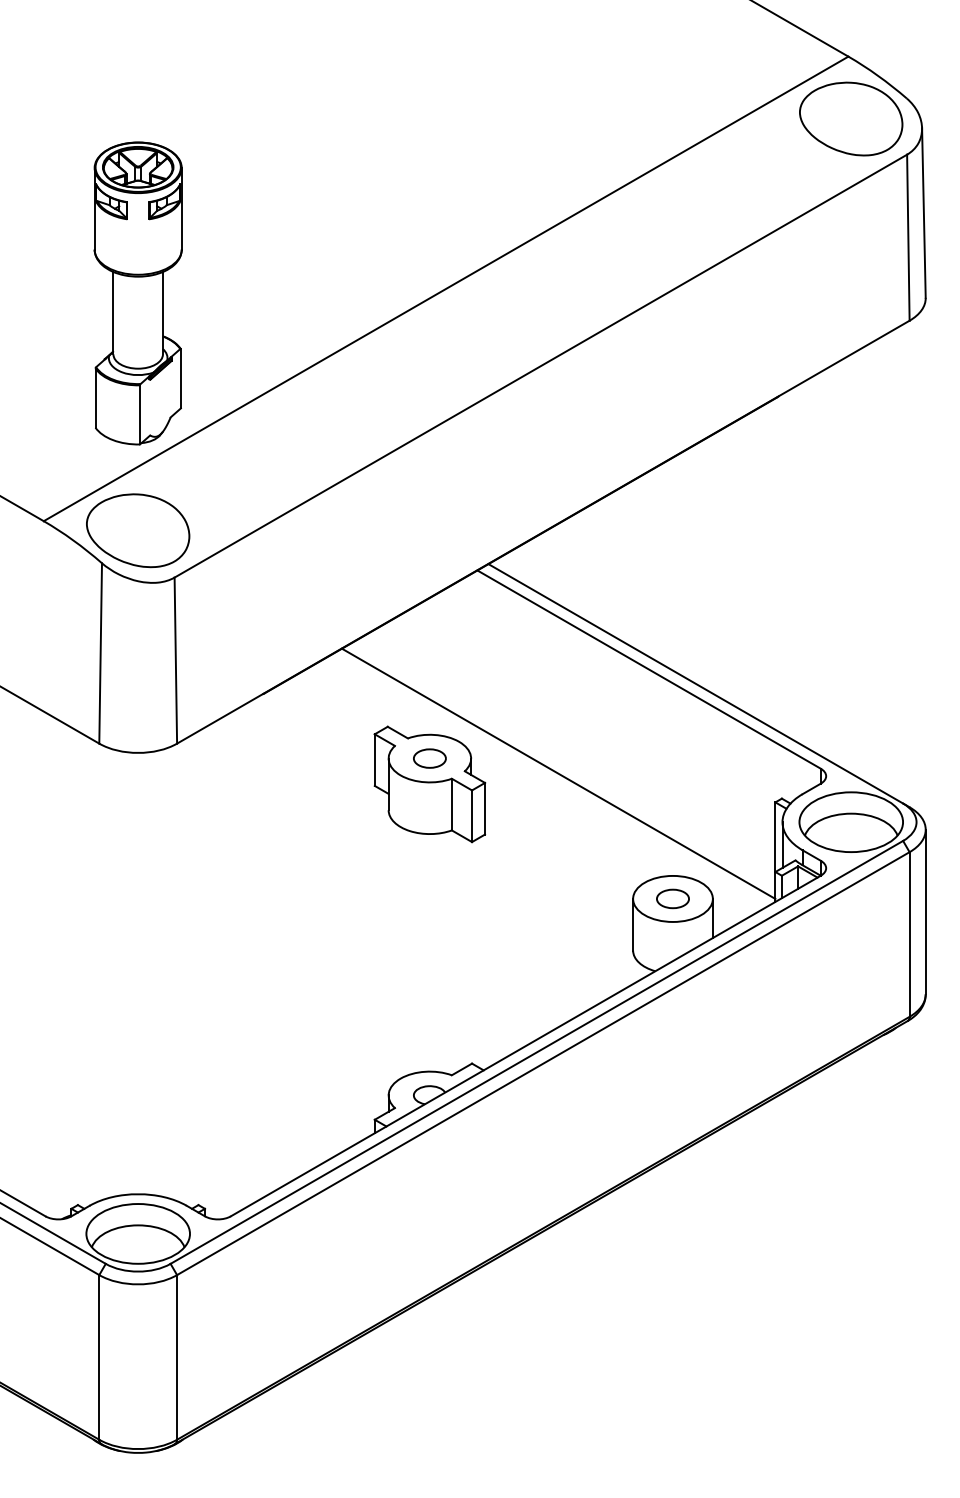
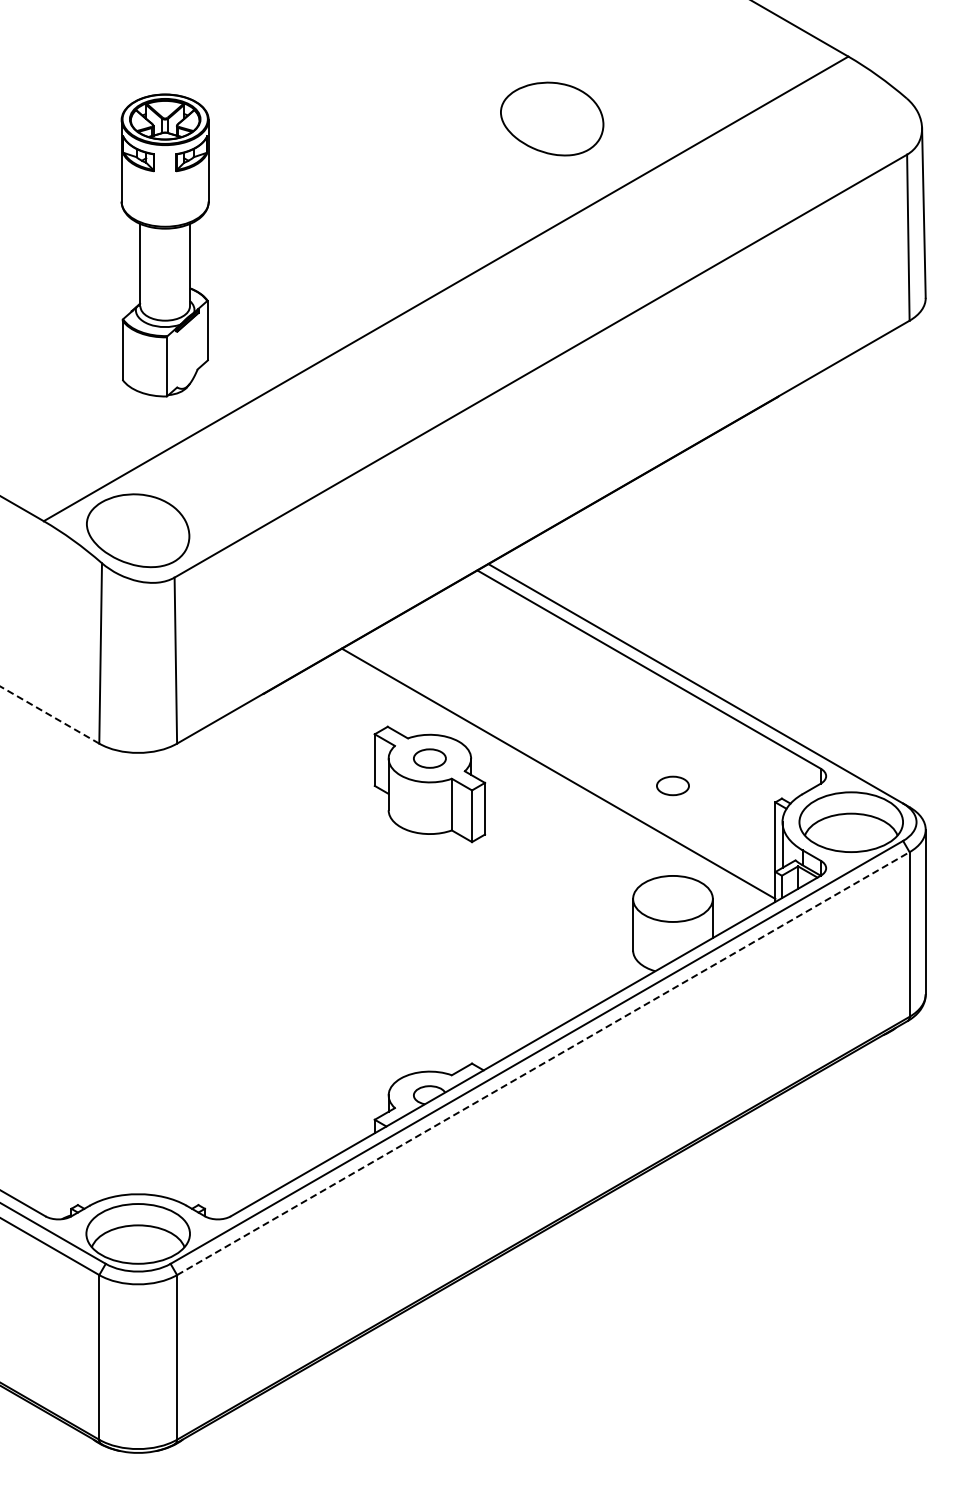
part position: (851, 118) -> (552, 118) (552, 118)
part position: (137, 293) -> (164, 245) (164, 245)
line: solid -> dashed (49, 715)
part position: (672, 898) -> (672, 785) (672, 785)
line: solid -> dashed (543, 1063)
